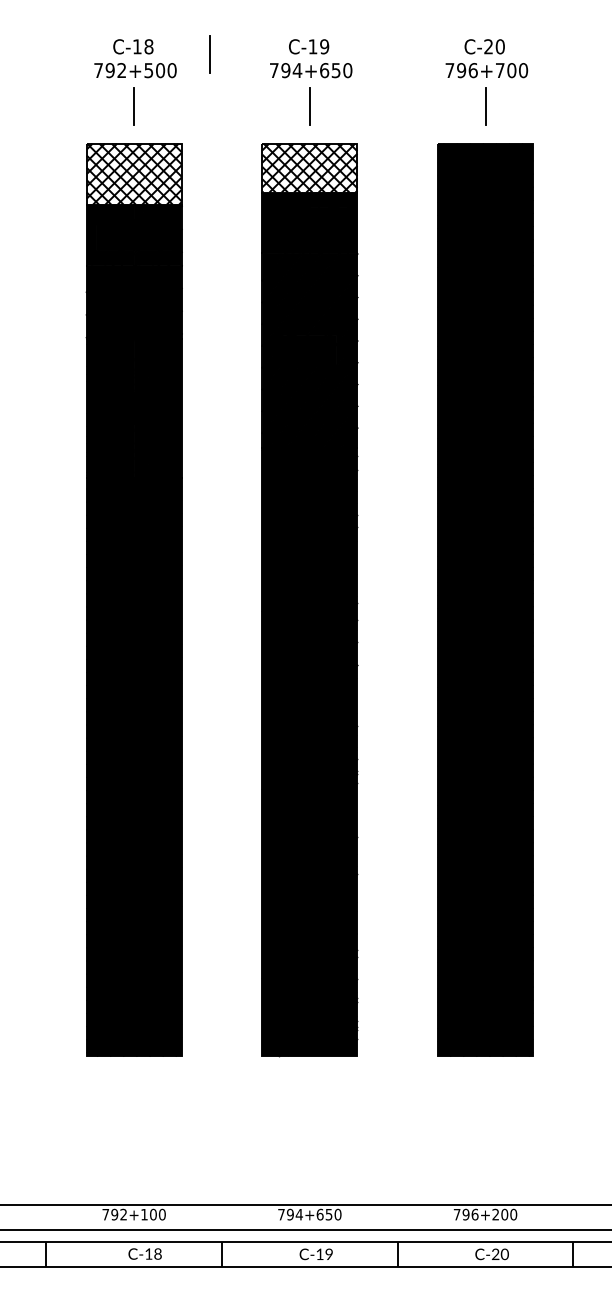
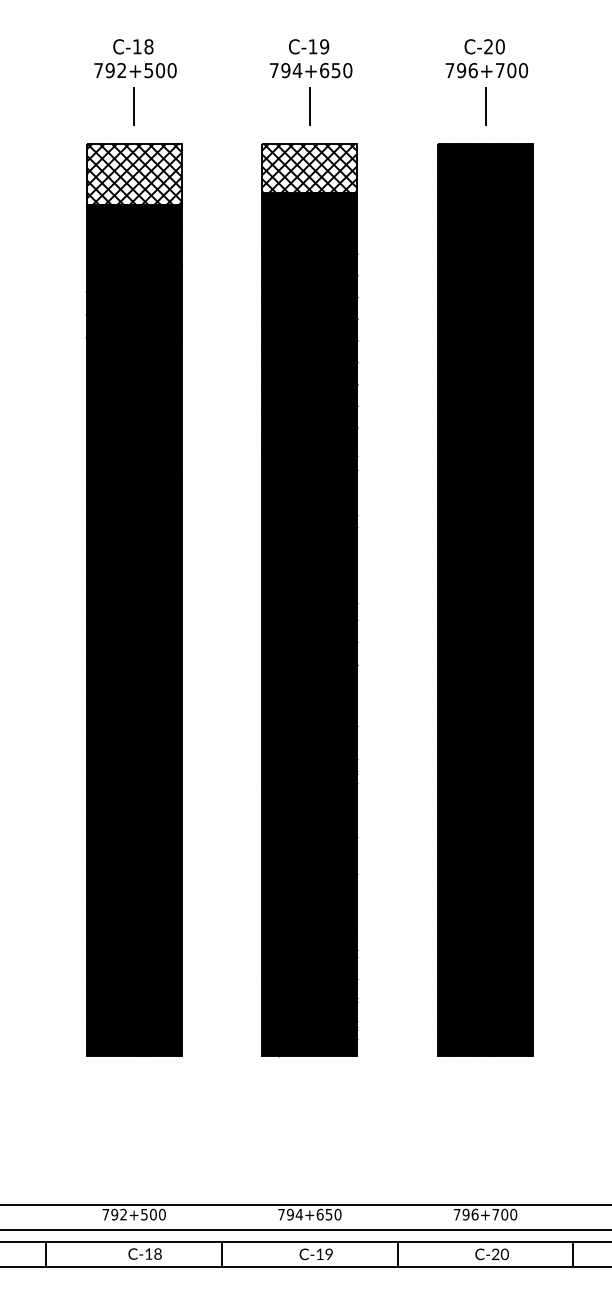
line: present -> none (209, 54)
text: 792+100 -> 792+500 (144, 1214)
text: 796+200 -> 796+700 (495, 1214)
